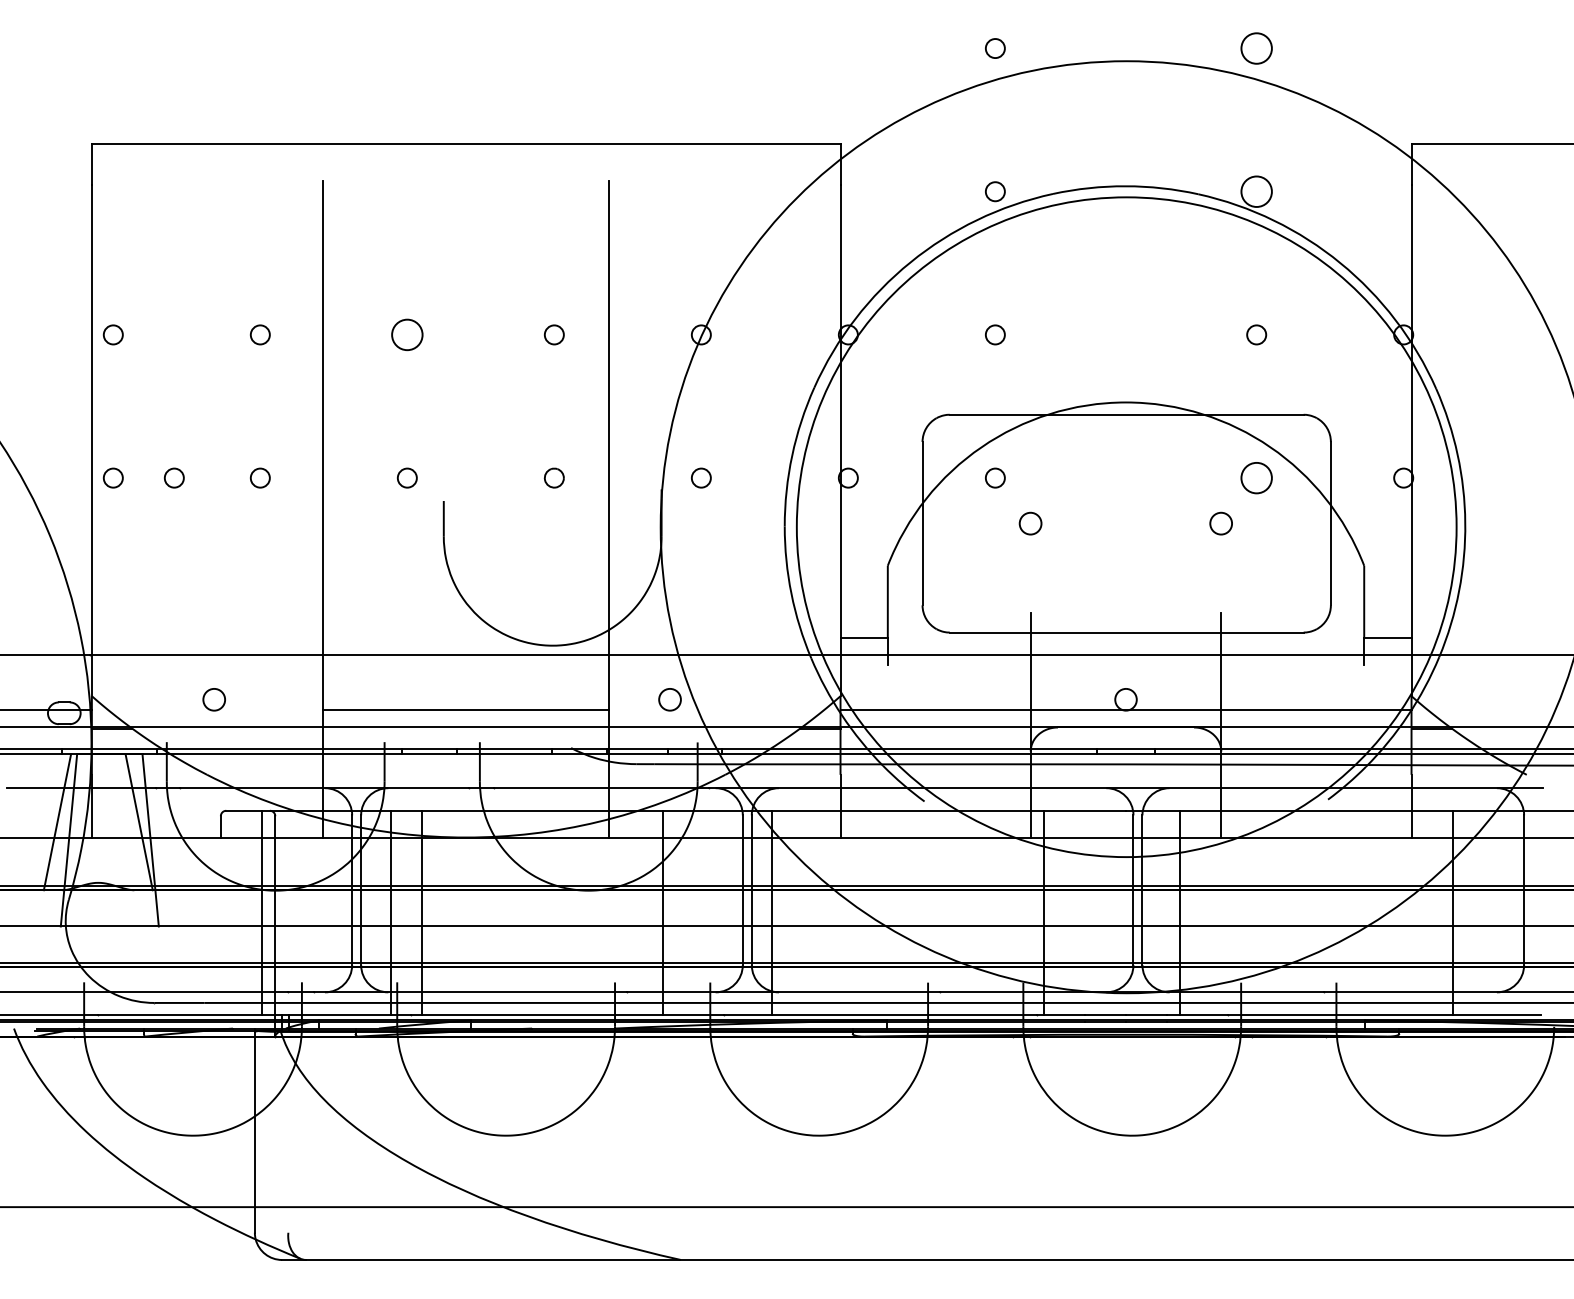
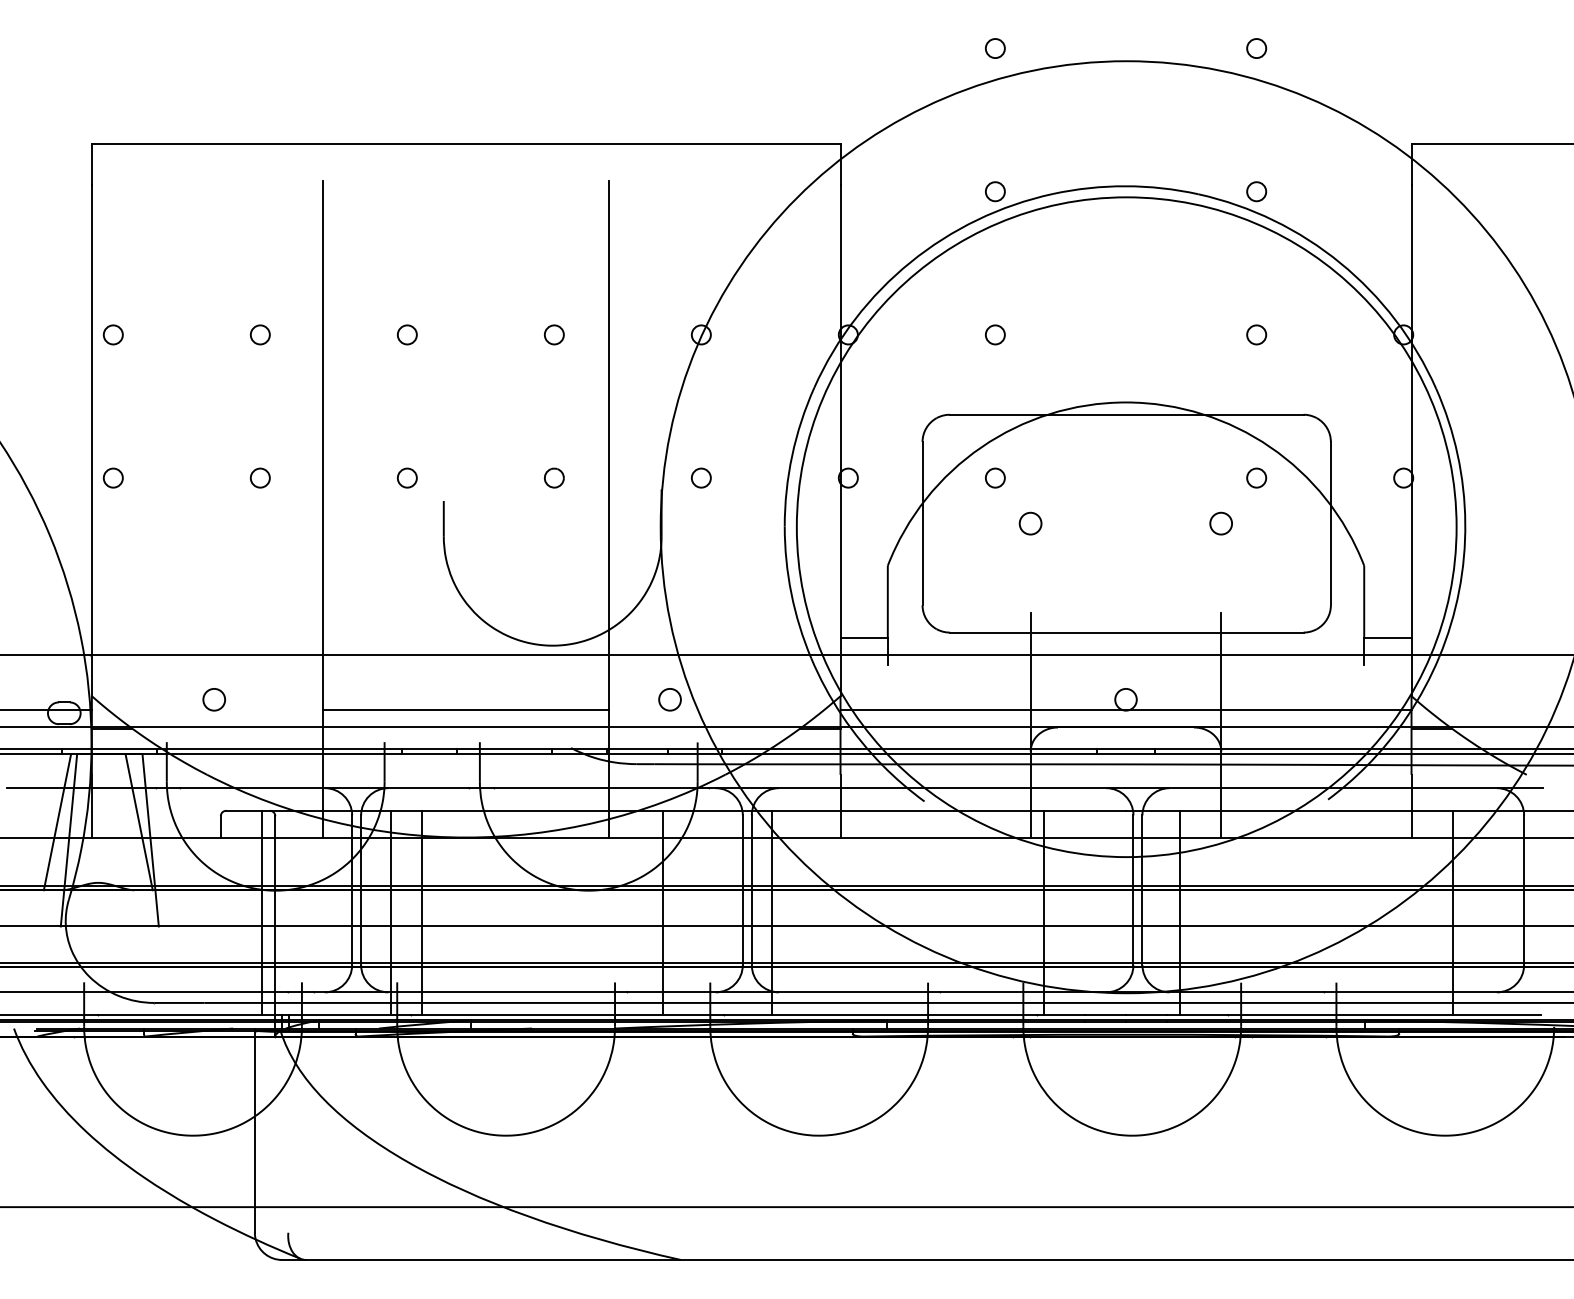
circle diameter: 30 px -> 19 px (1256, 48)
circle diameter: 30 px -> 19 px (1256, 191)
circle diameter: 30 px -> 19 px (406, 334)
circle: present -> none (173, 477)
circle diameter: 30 px -> 19 px (1256, 477)
